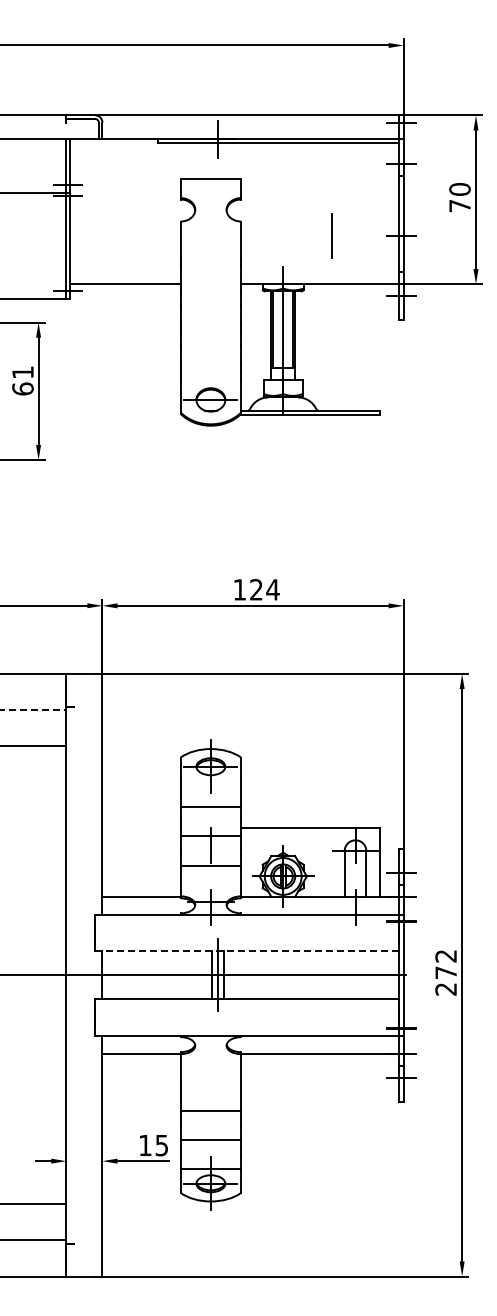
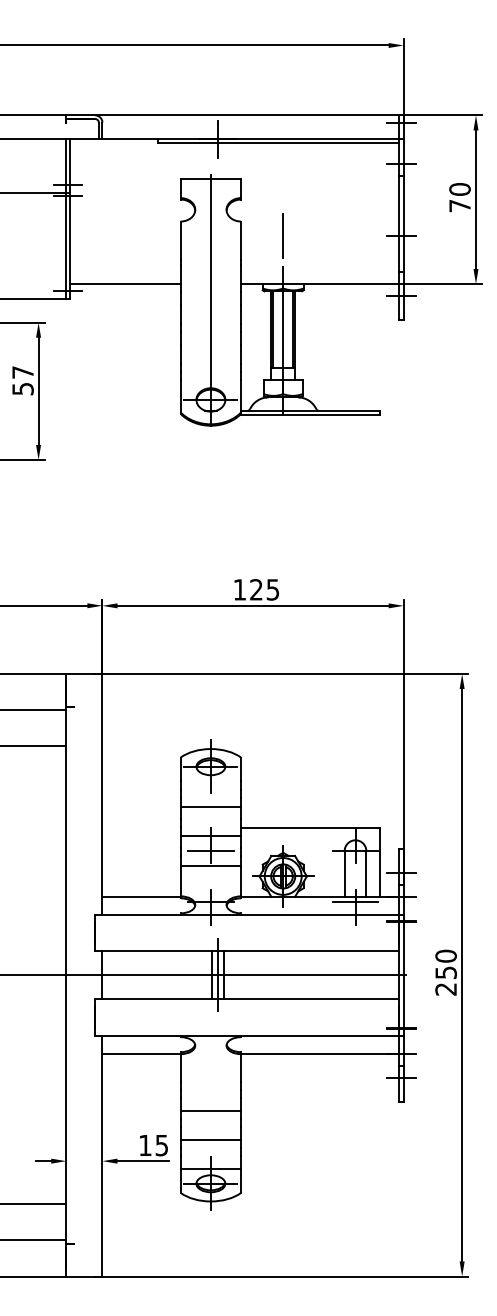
line position: (331, 235) -> (282, 235) (282, 235)
line: none -> present (210, 300)
text: 61 -> 57 (22, 380)
text: 124 -> 125 (272, 589)
line: dashed -> solid (33, 710)
line: none -> present (210, 851)
line: none -> present (355, 901)
line: dashed -> solid (250, 951)
text: 272 -> 250 (445, 963)
